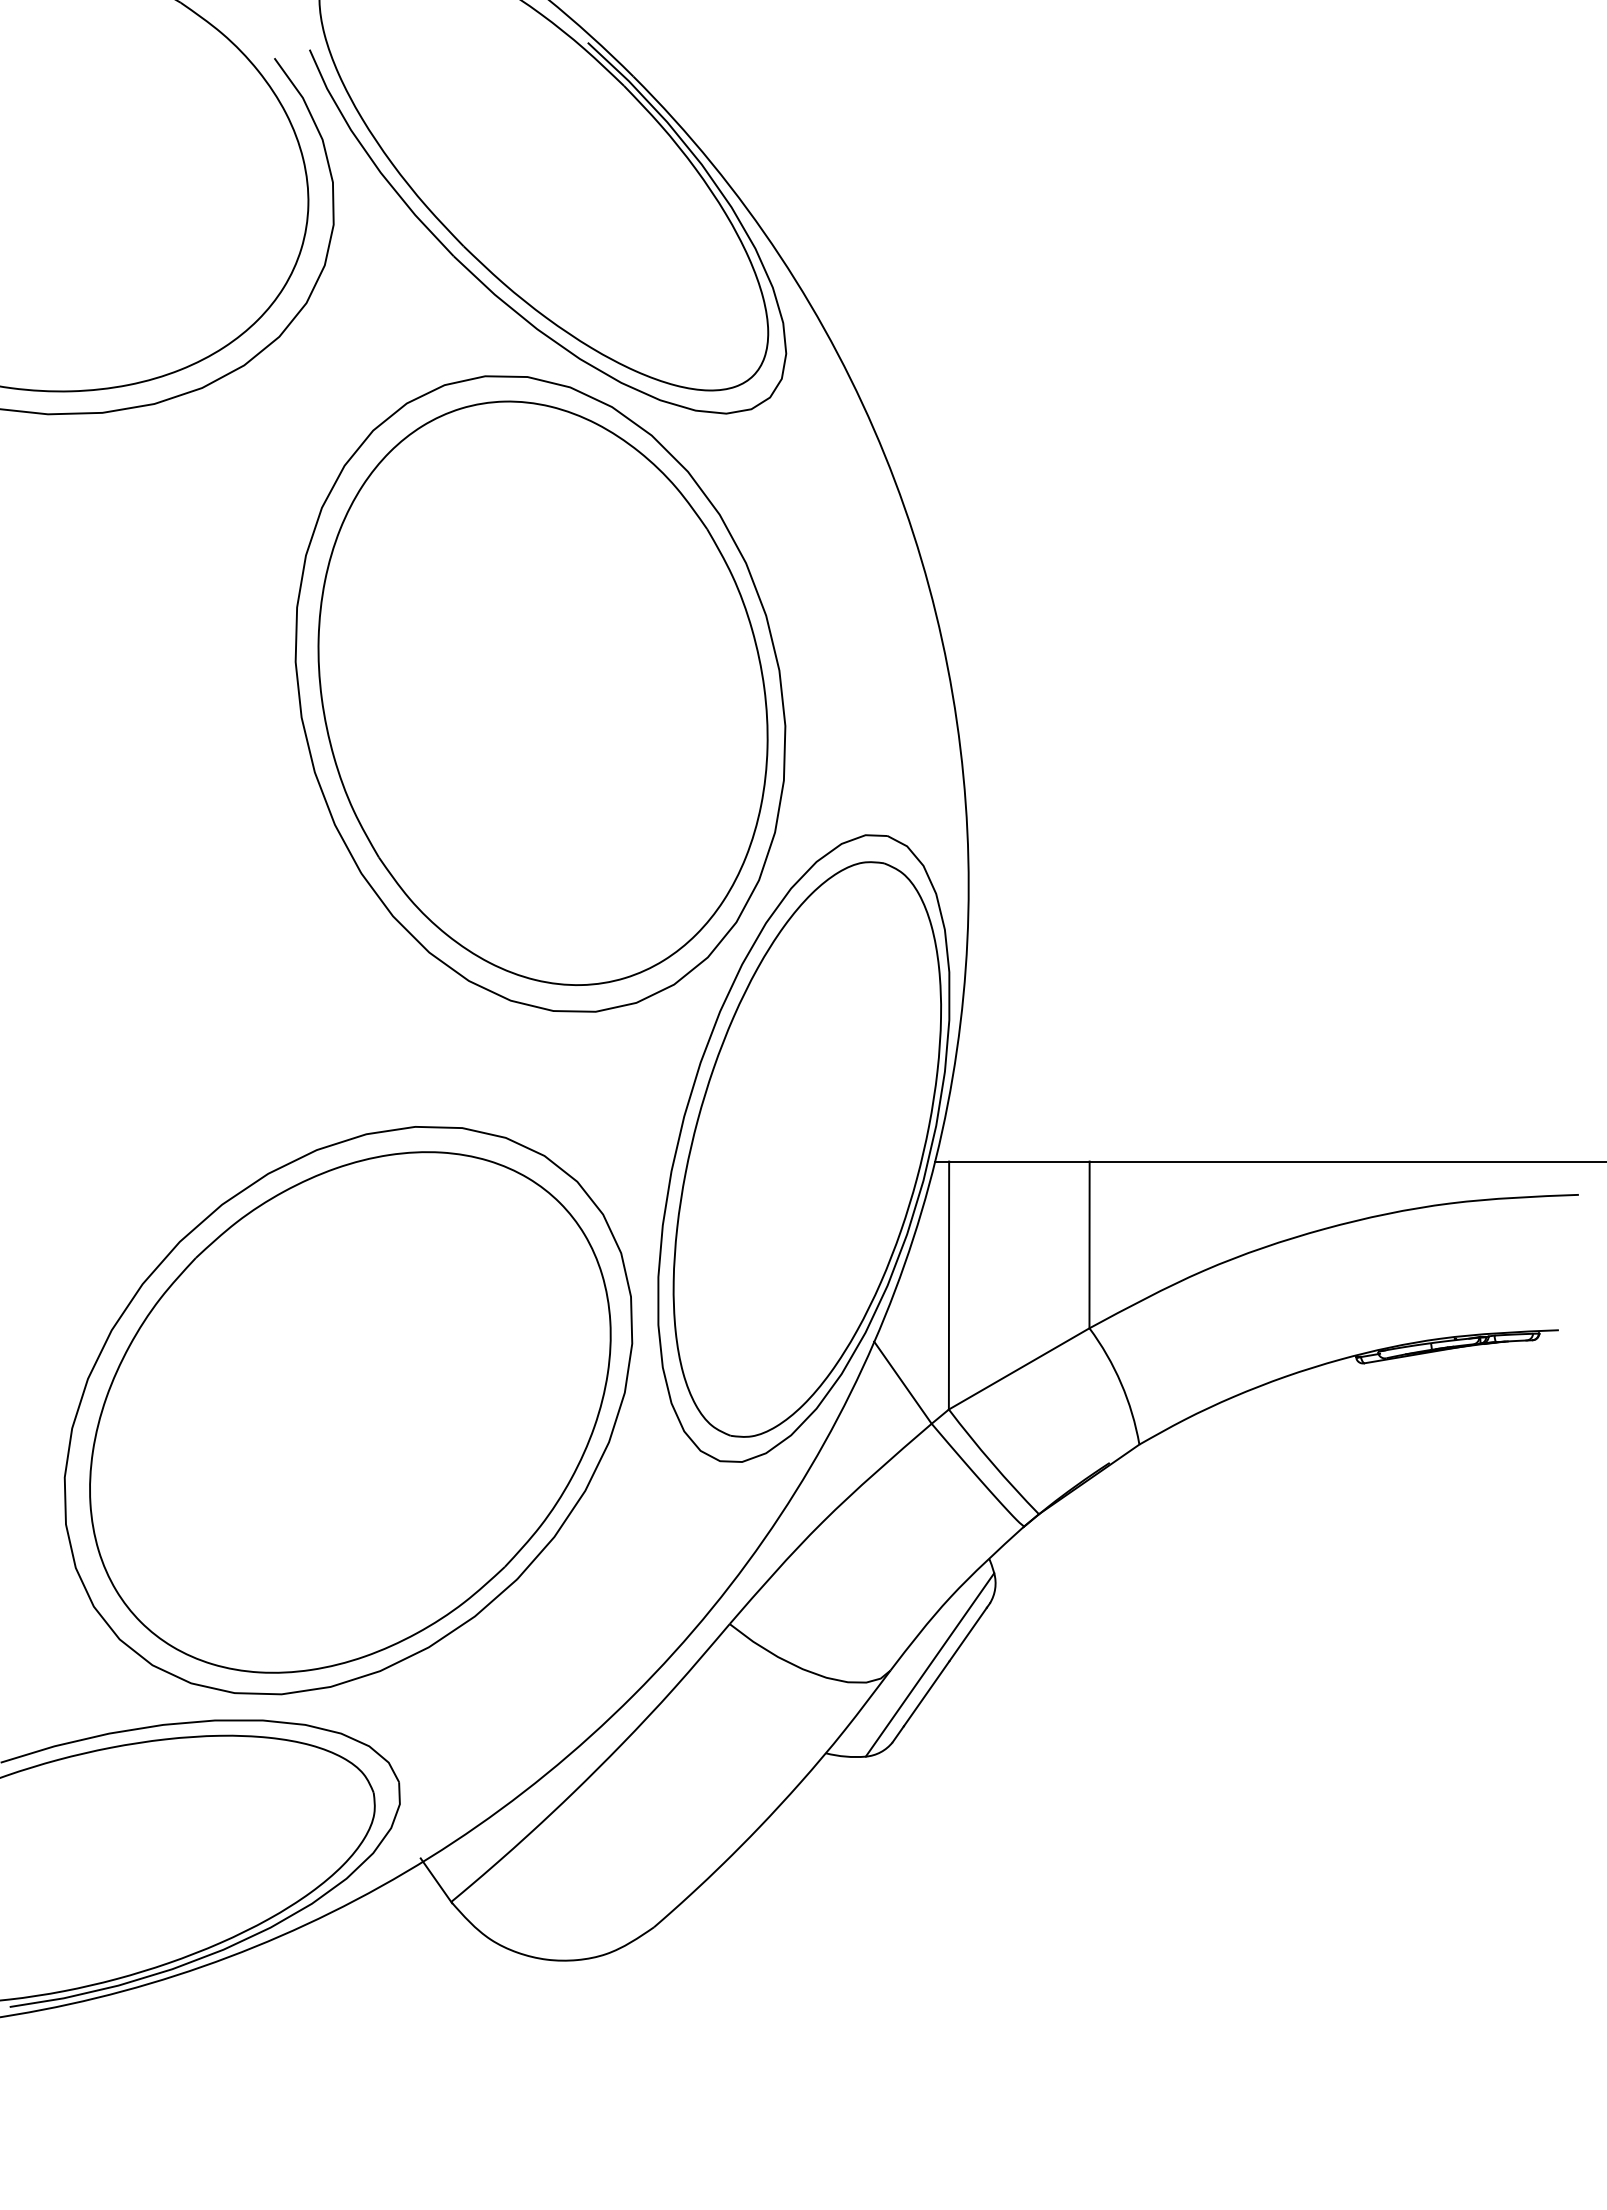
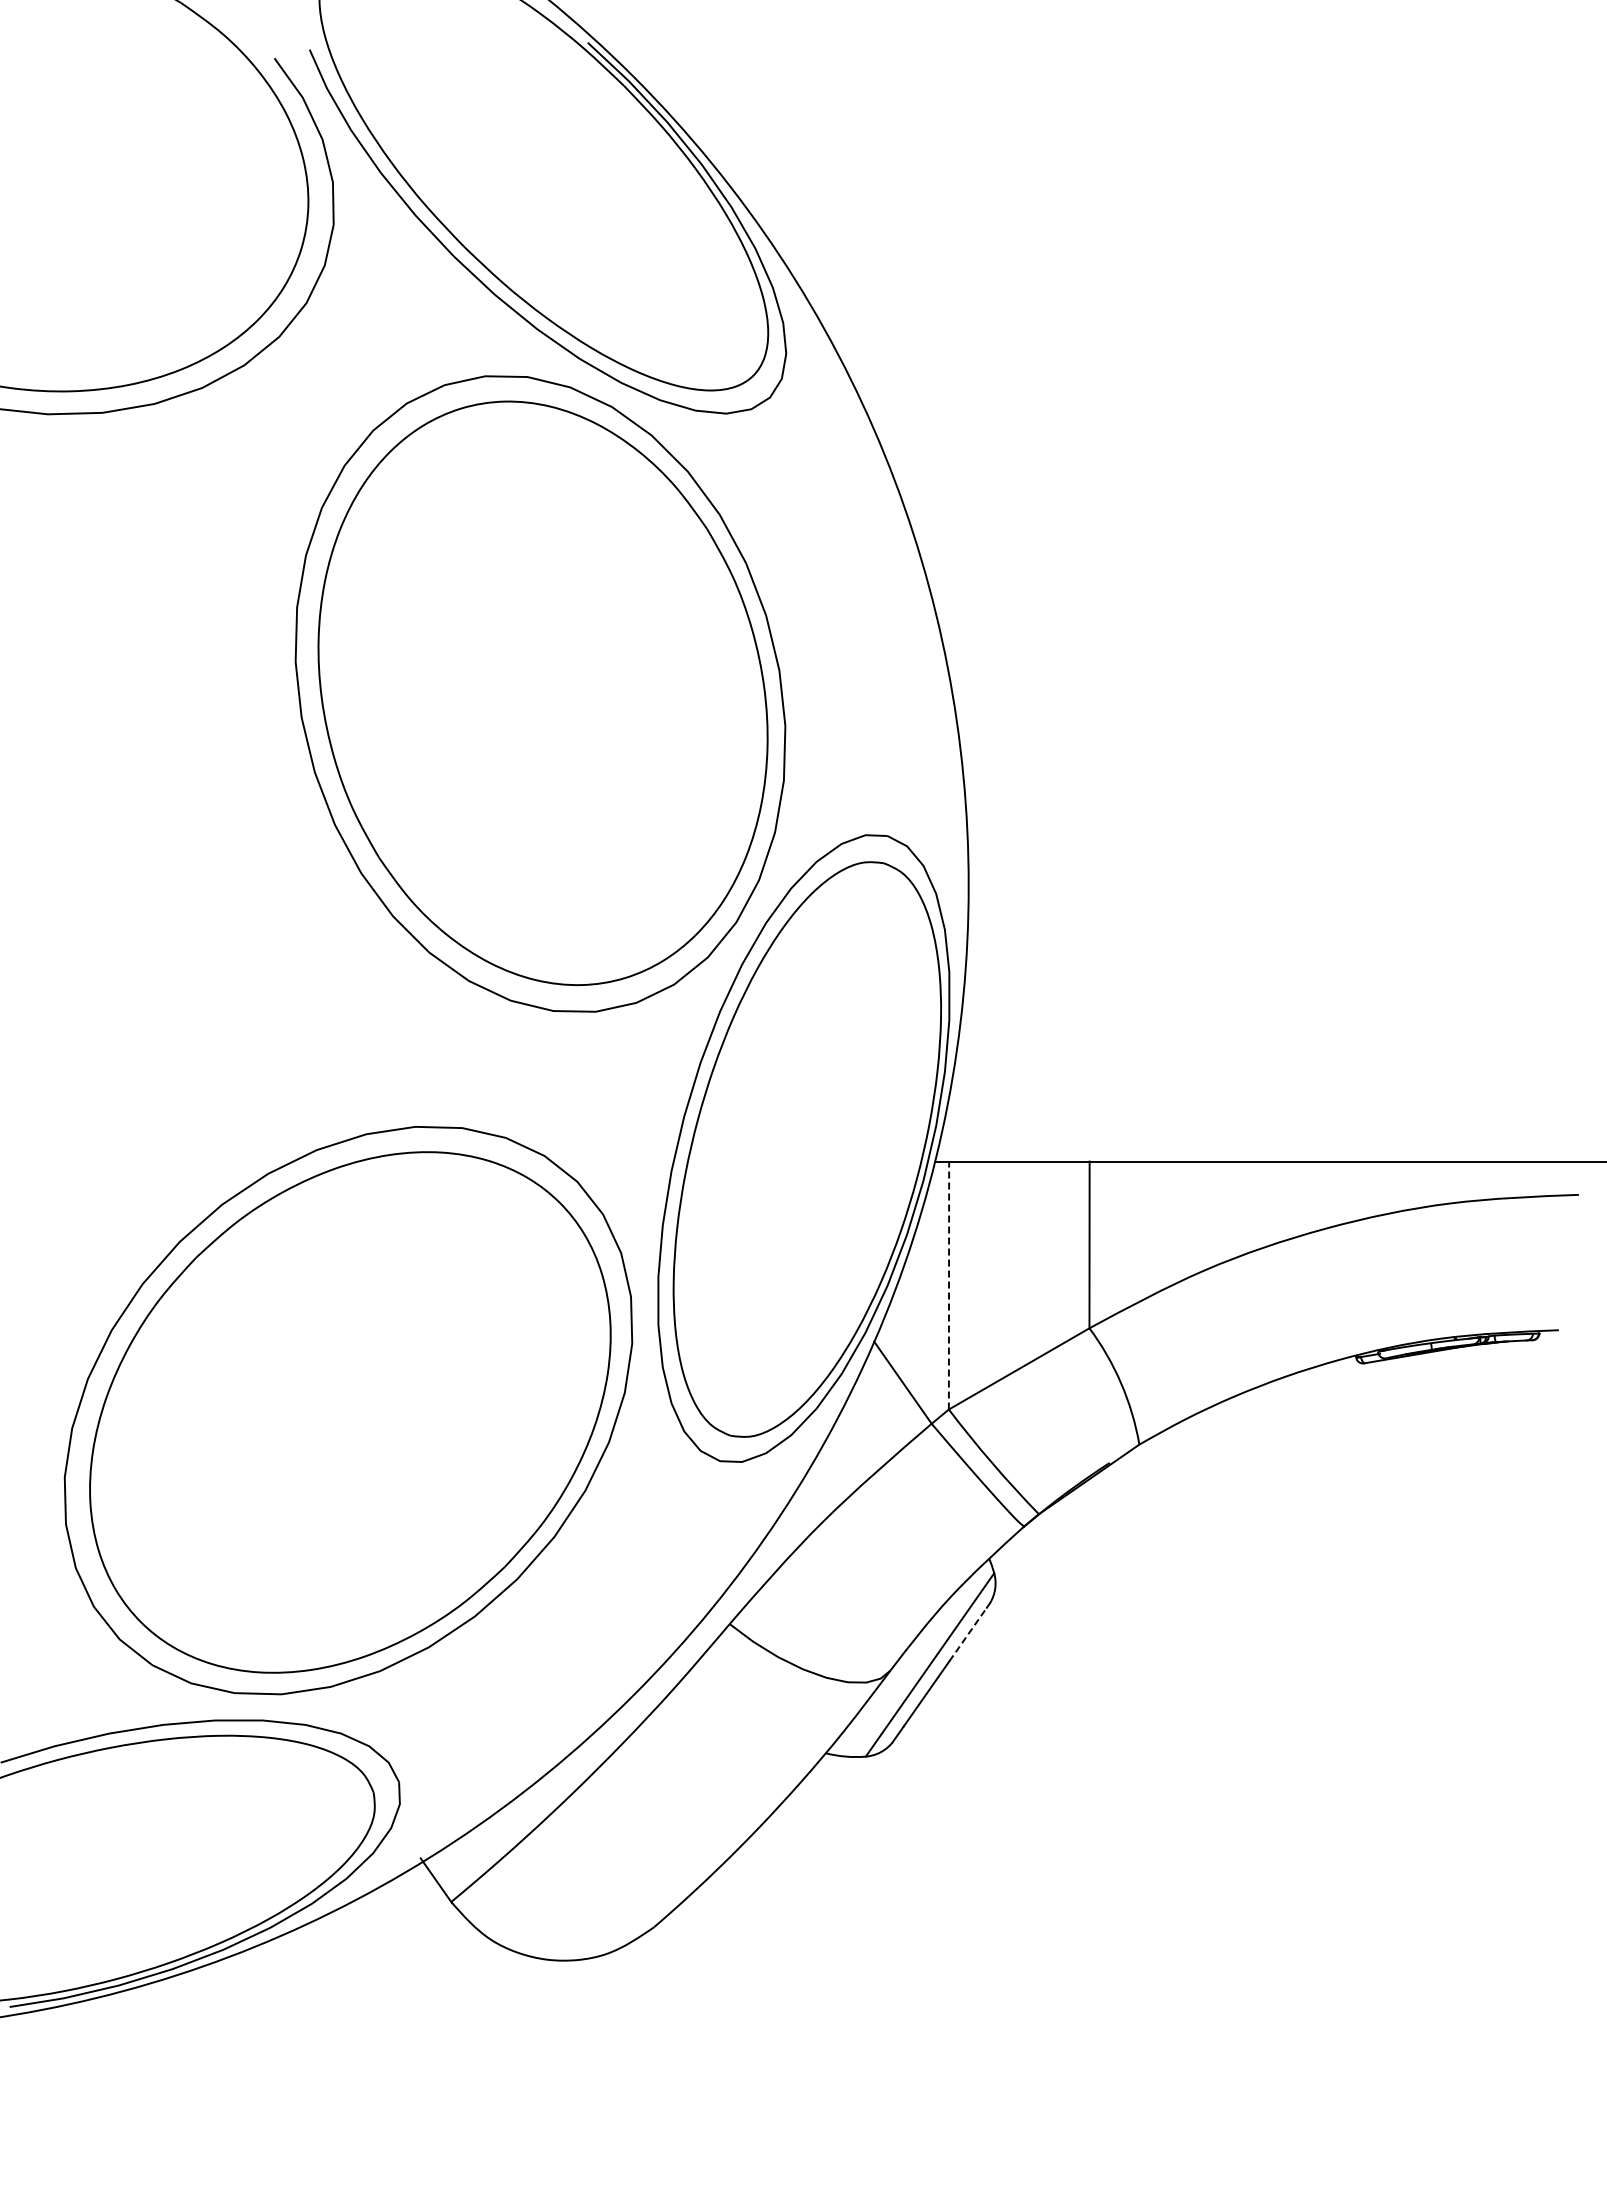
line: solid -> dashed (949, 1285)
line: solid -> dashed (968, 1634)
